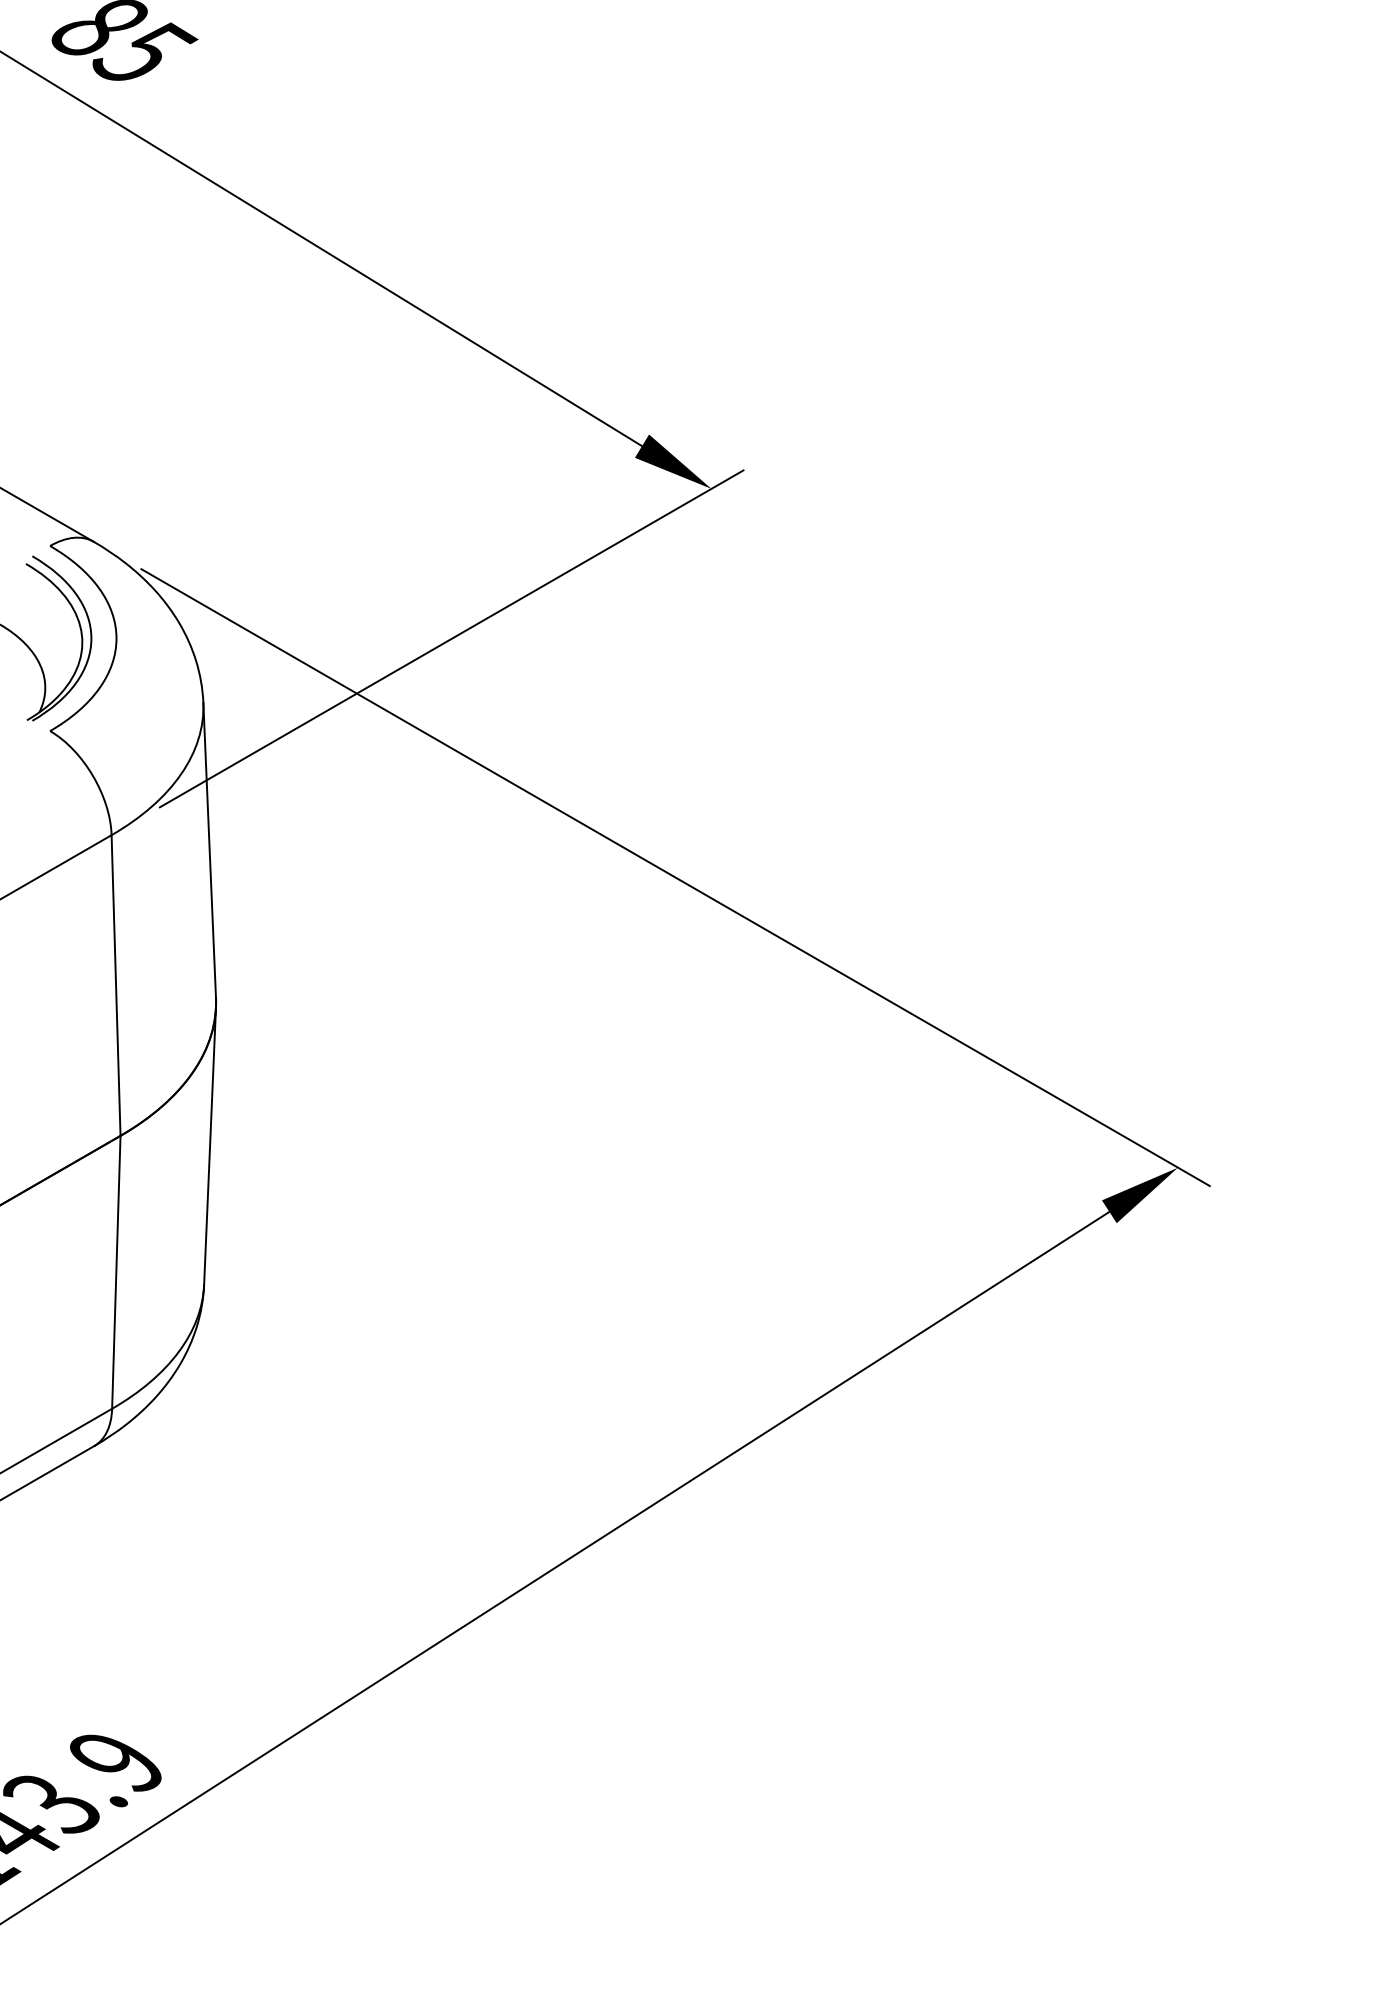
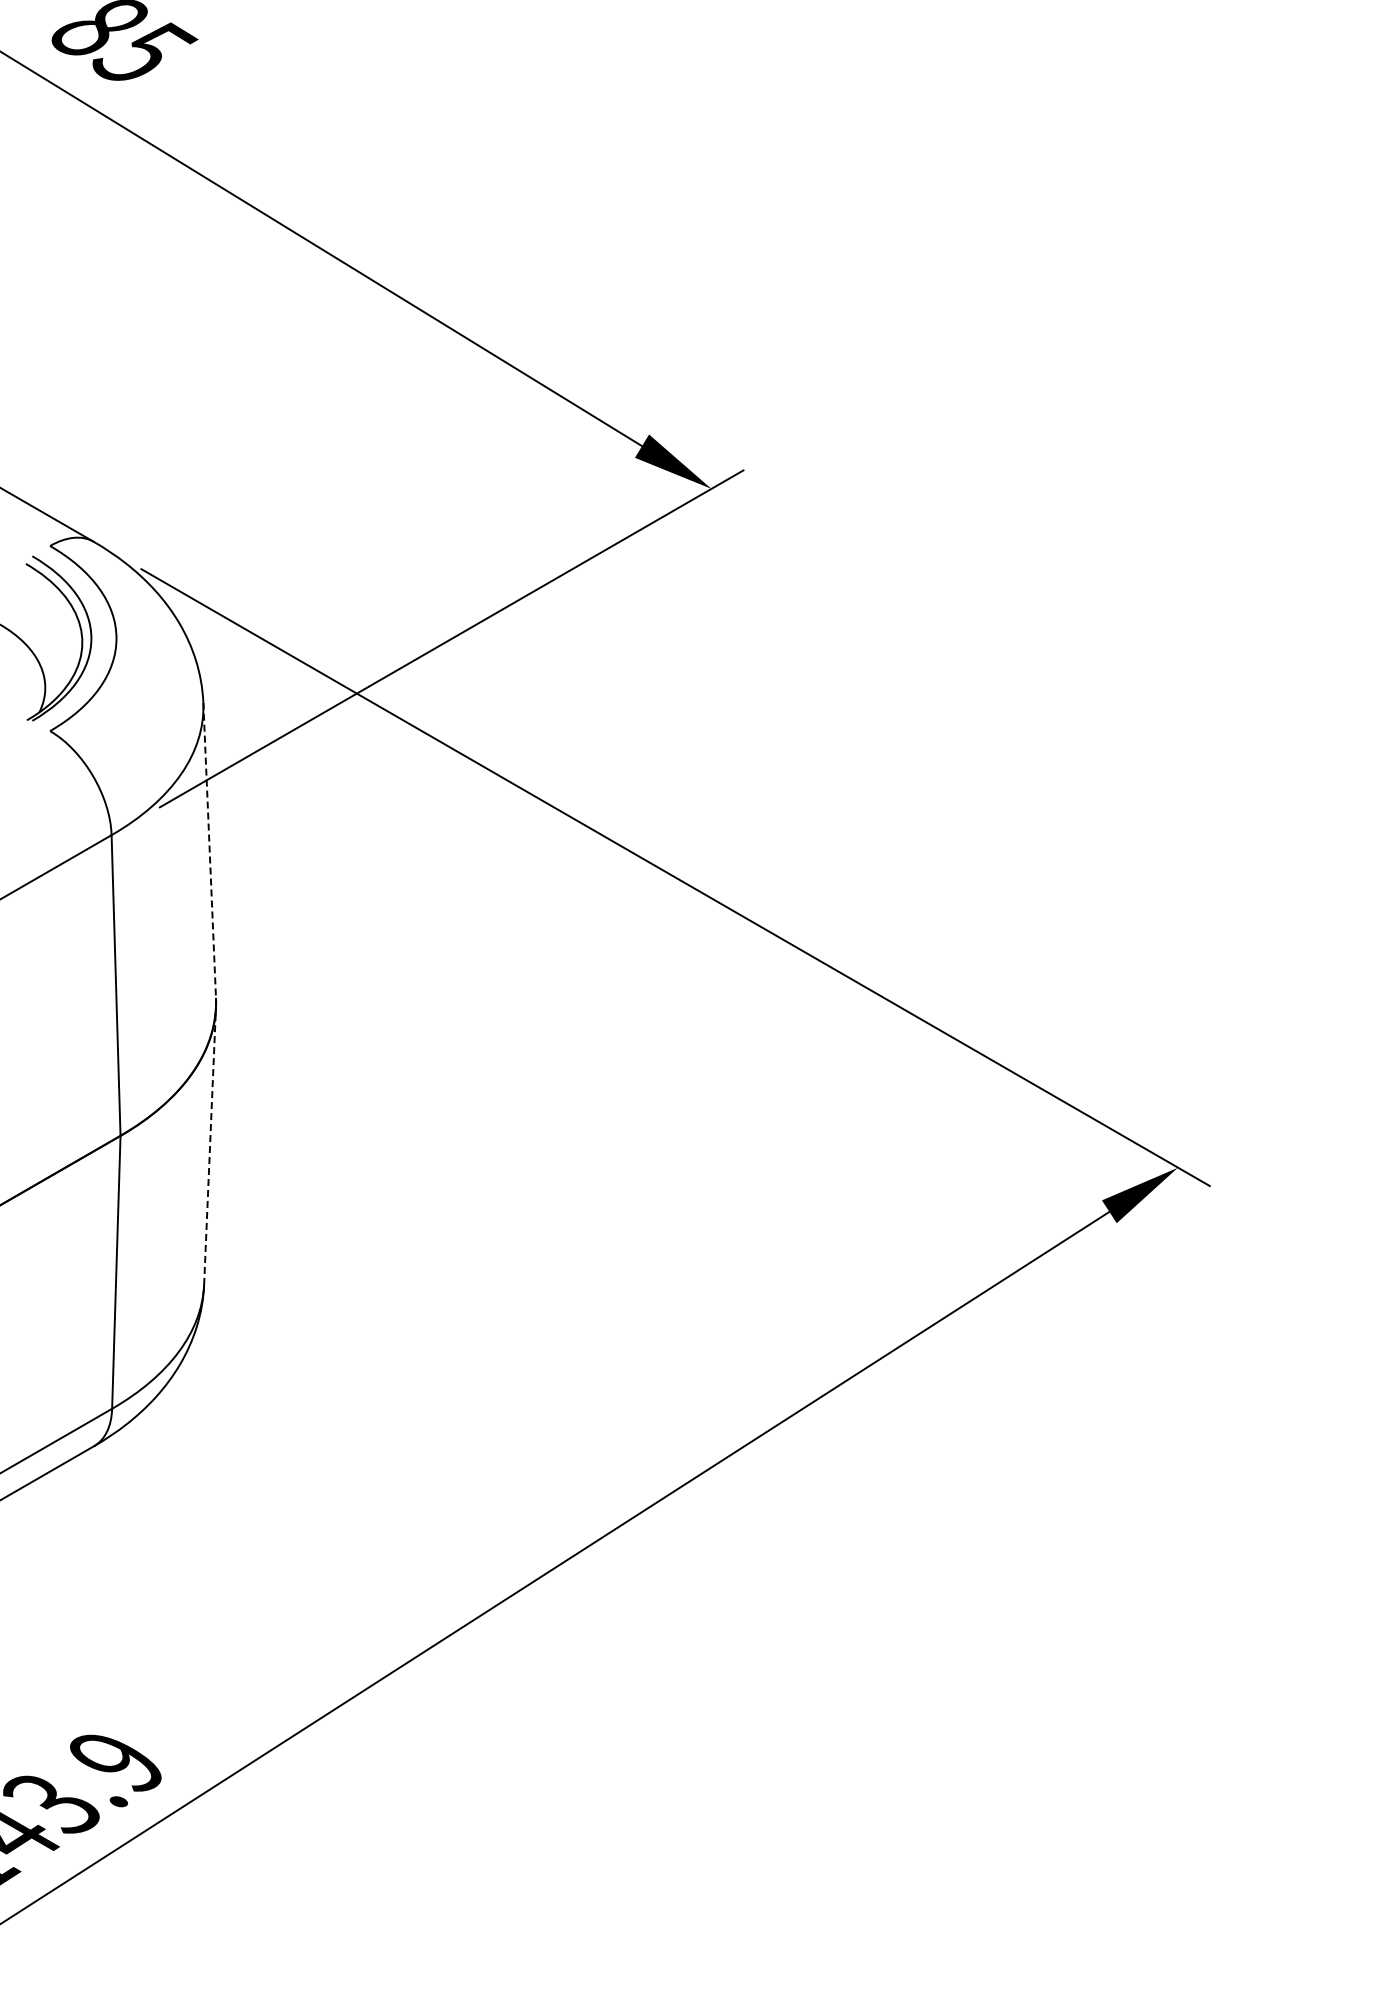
line: solid -> dashed (209, 850)
line: solid -> dashed (210, 1146)
